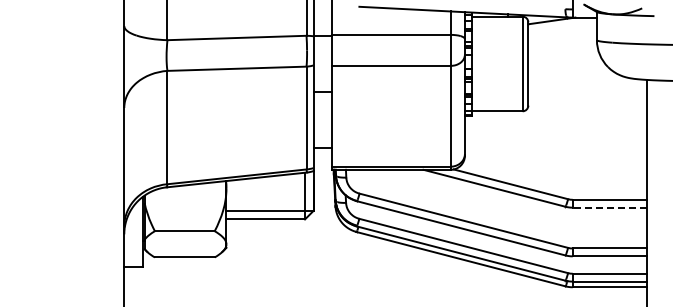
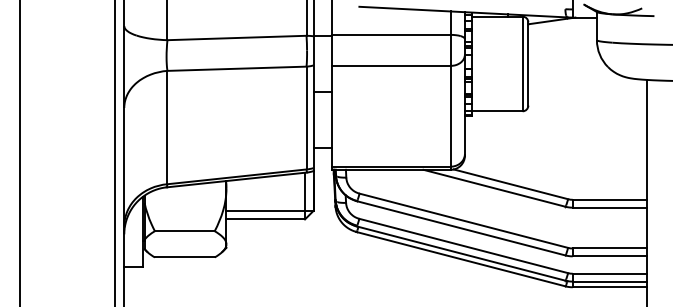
line: none -> present (20, 152)
line: none -> present (114, 152)
line: dashed -> solid (609, 207)
